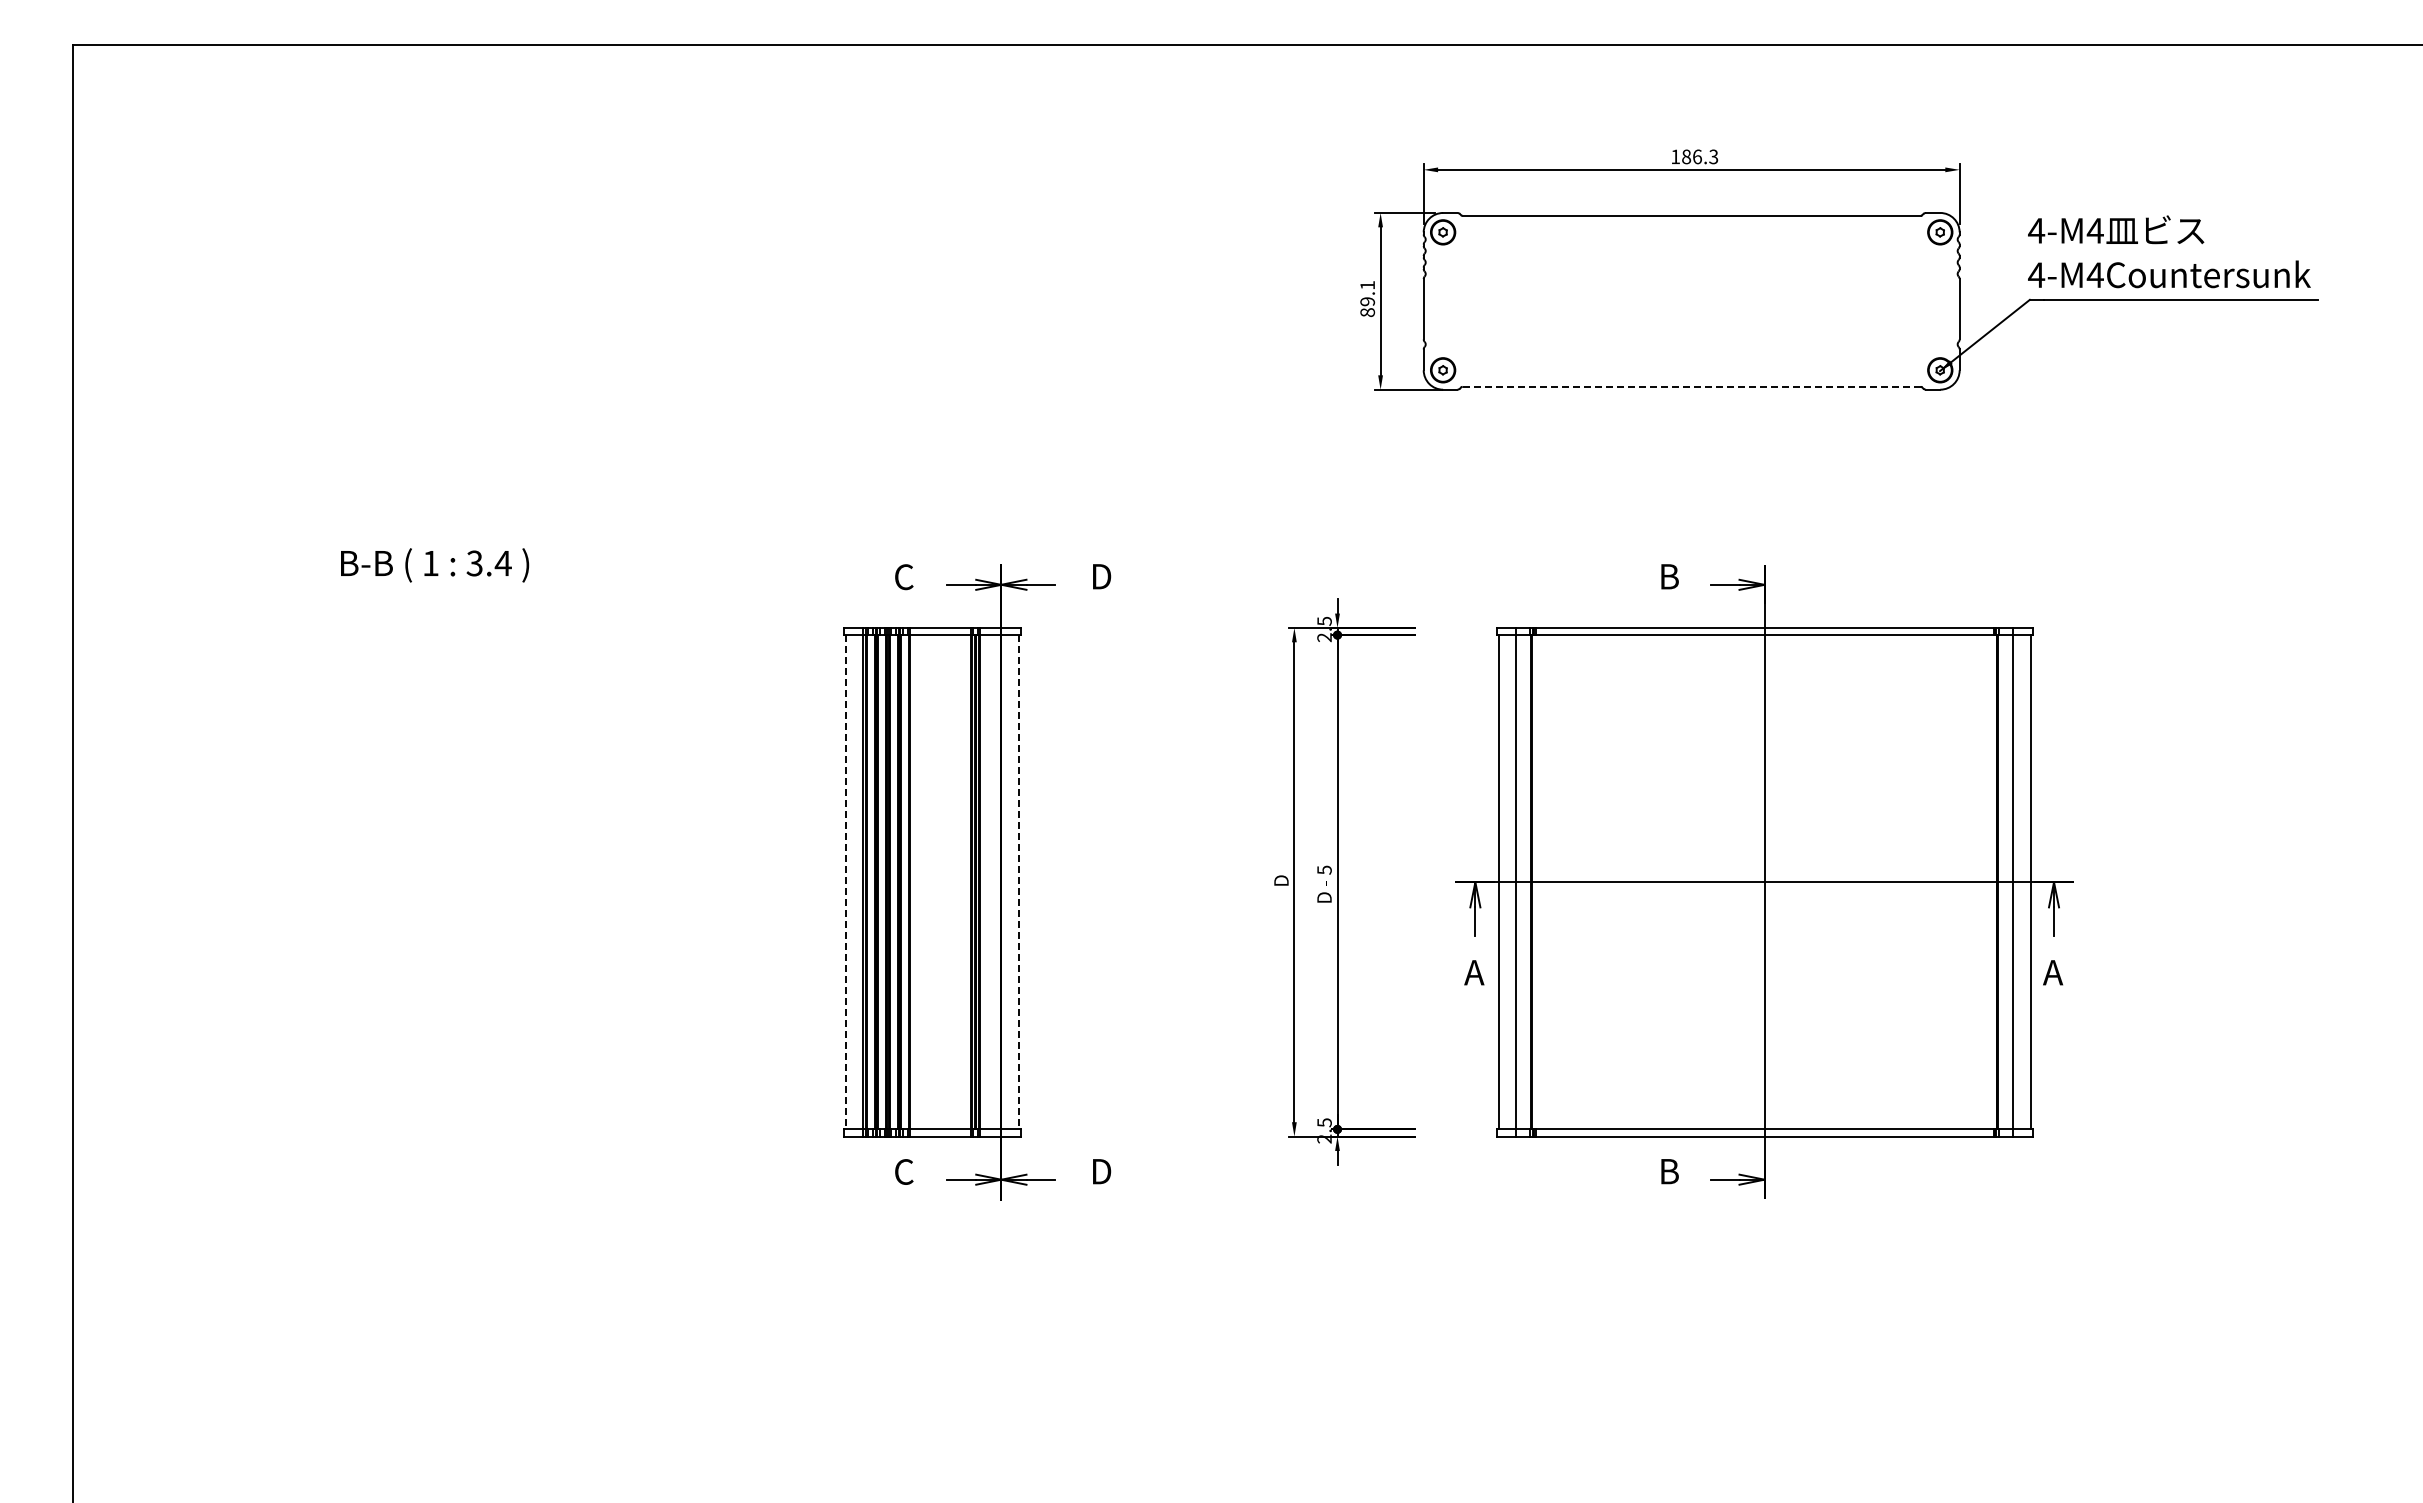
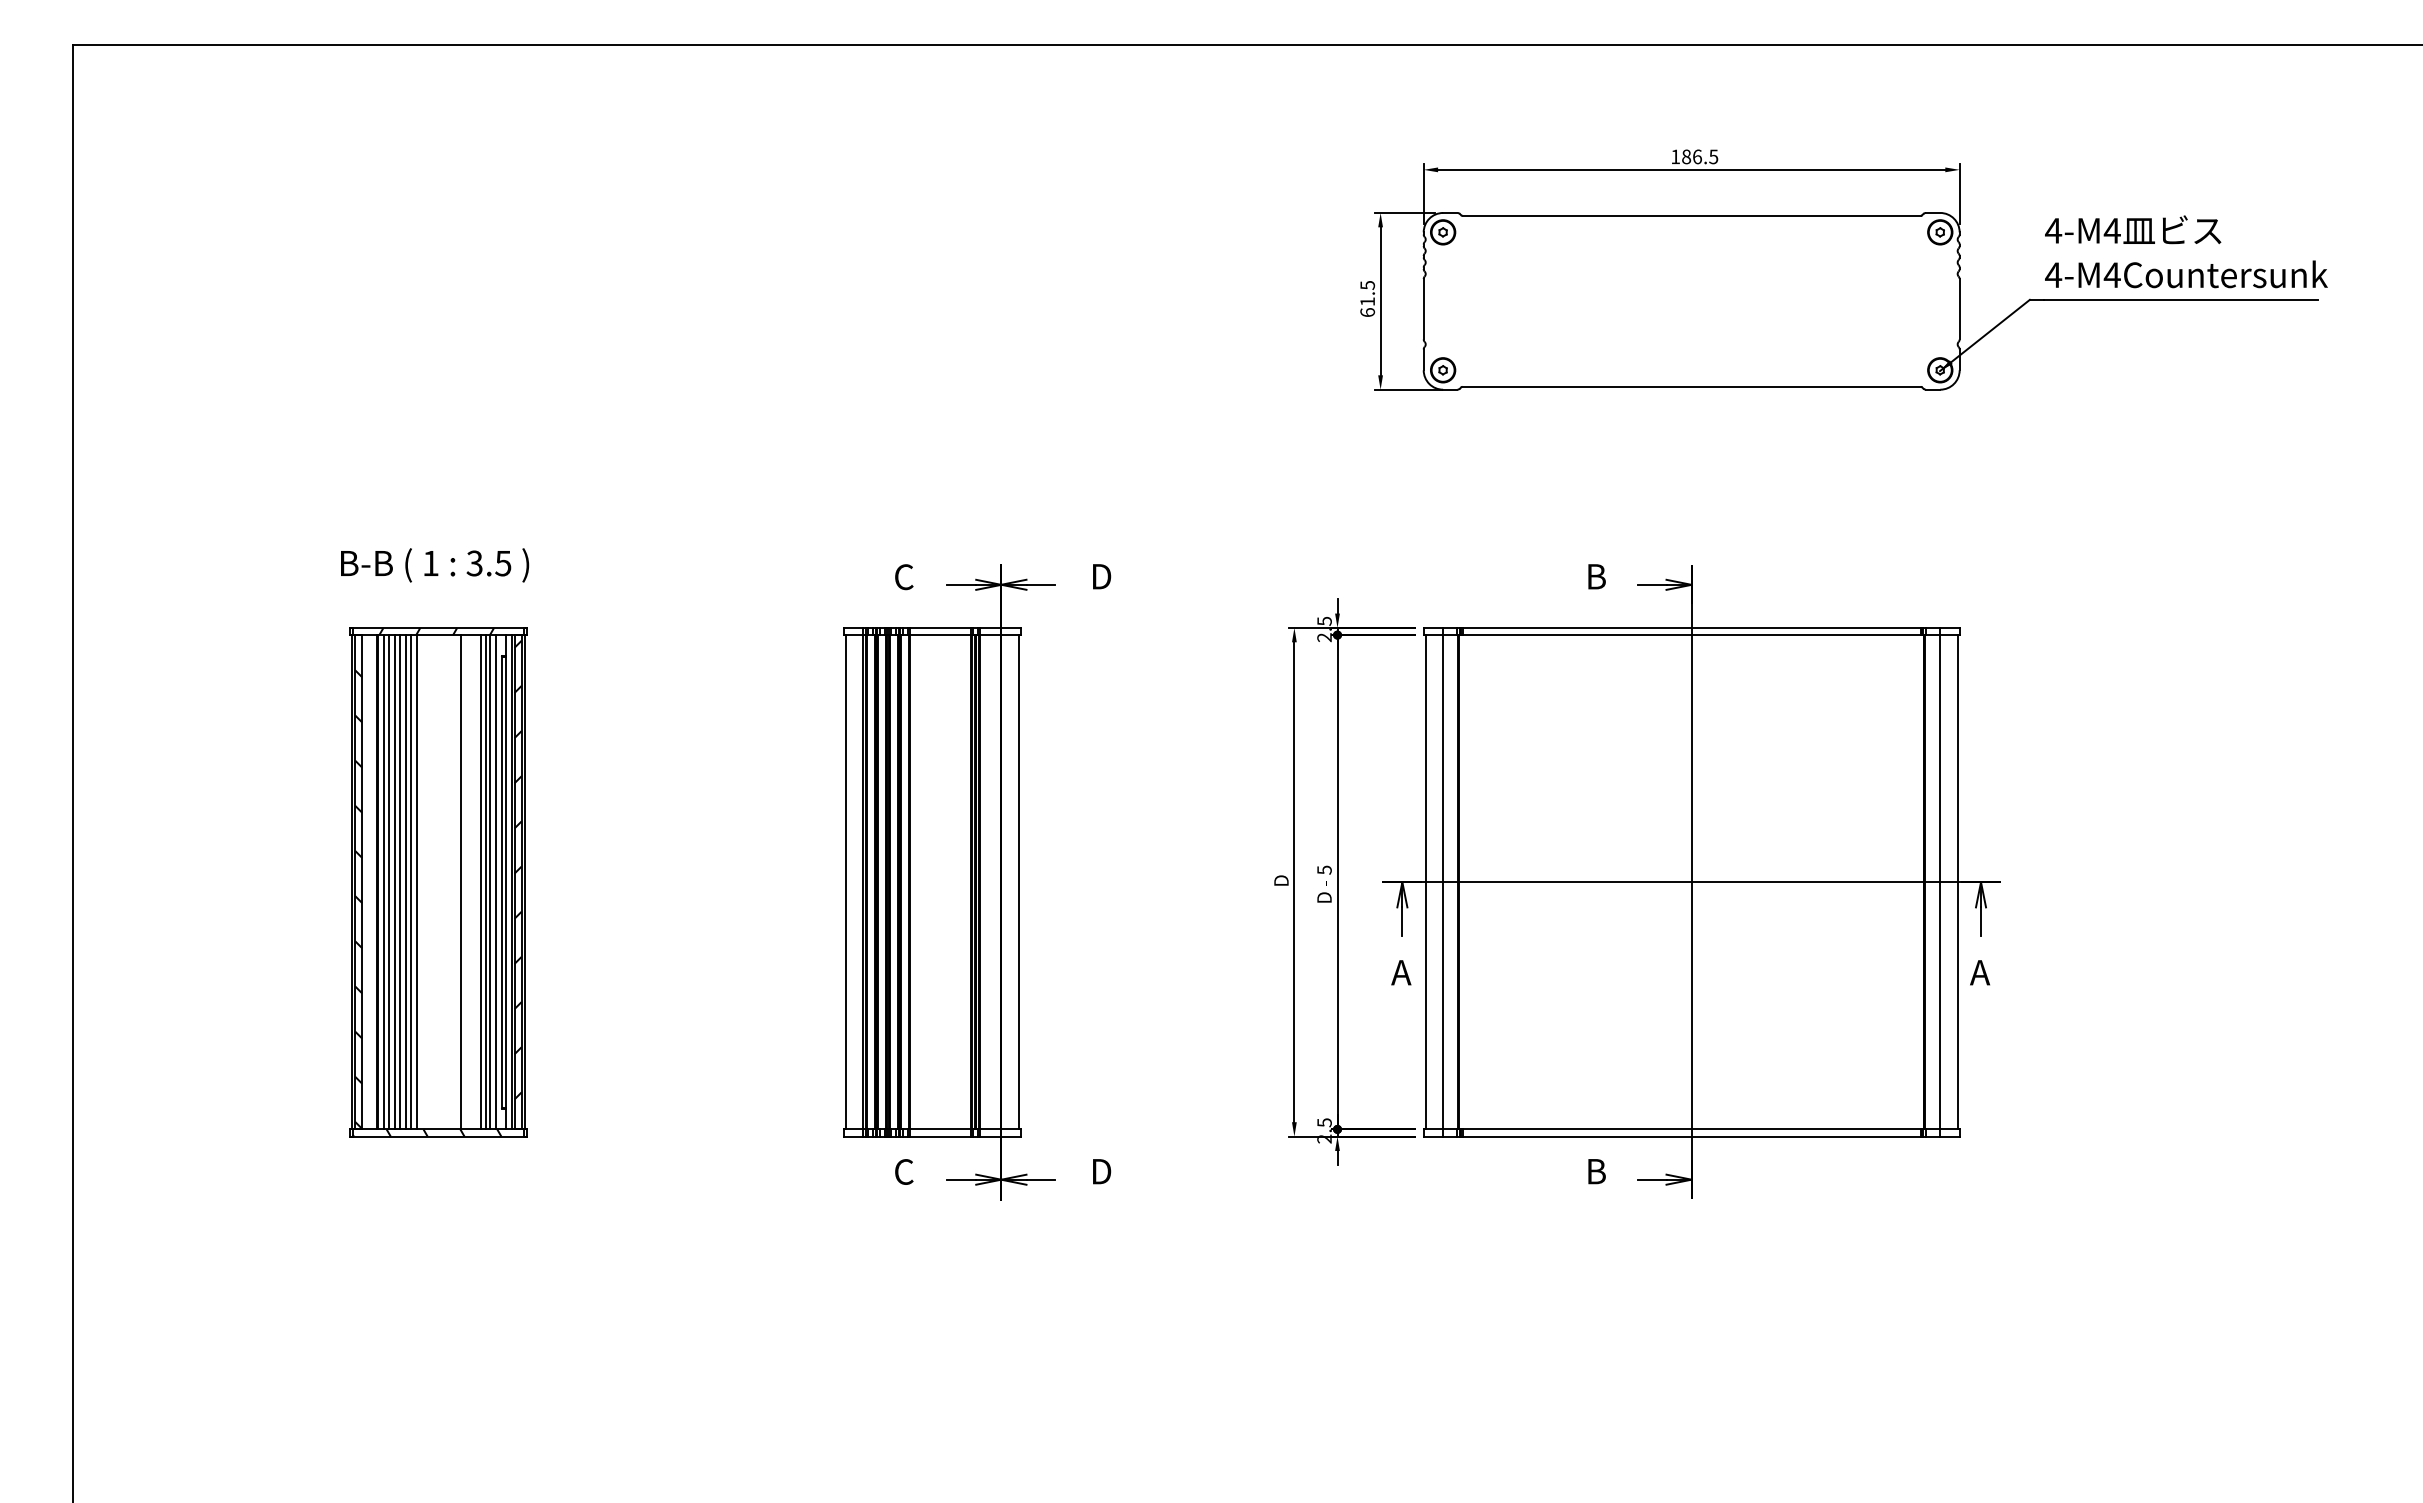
text: 186.3 -> 186.5 (1713, 156)
text position: (2169, 251) -> (2186, 251) (2186, 251)
text: 89.1 -> 61.5 (1367, 299)
line: dashed -> solid (1692, 386)
text: 3.4 -> 3.5 (502, 563)
part position: (1764, 881) -> (1691, 881) (1691, 881)
part: none -> present (438, 882)
line: dashed -> solid (846, 882)
line: dashed -> solid (1018, 882)
